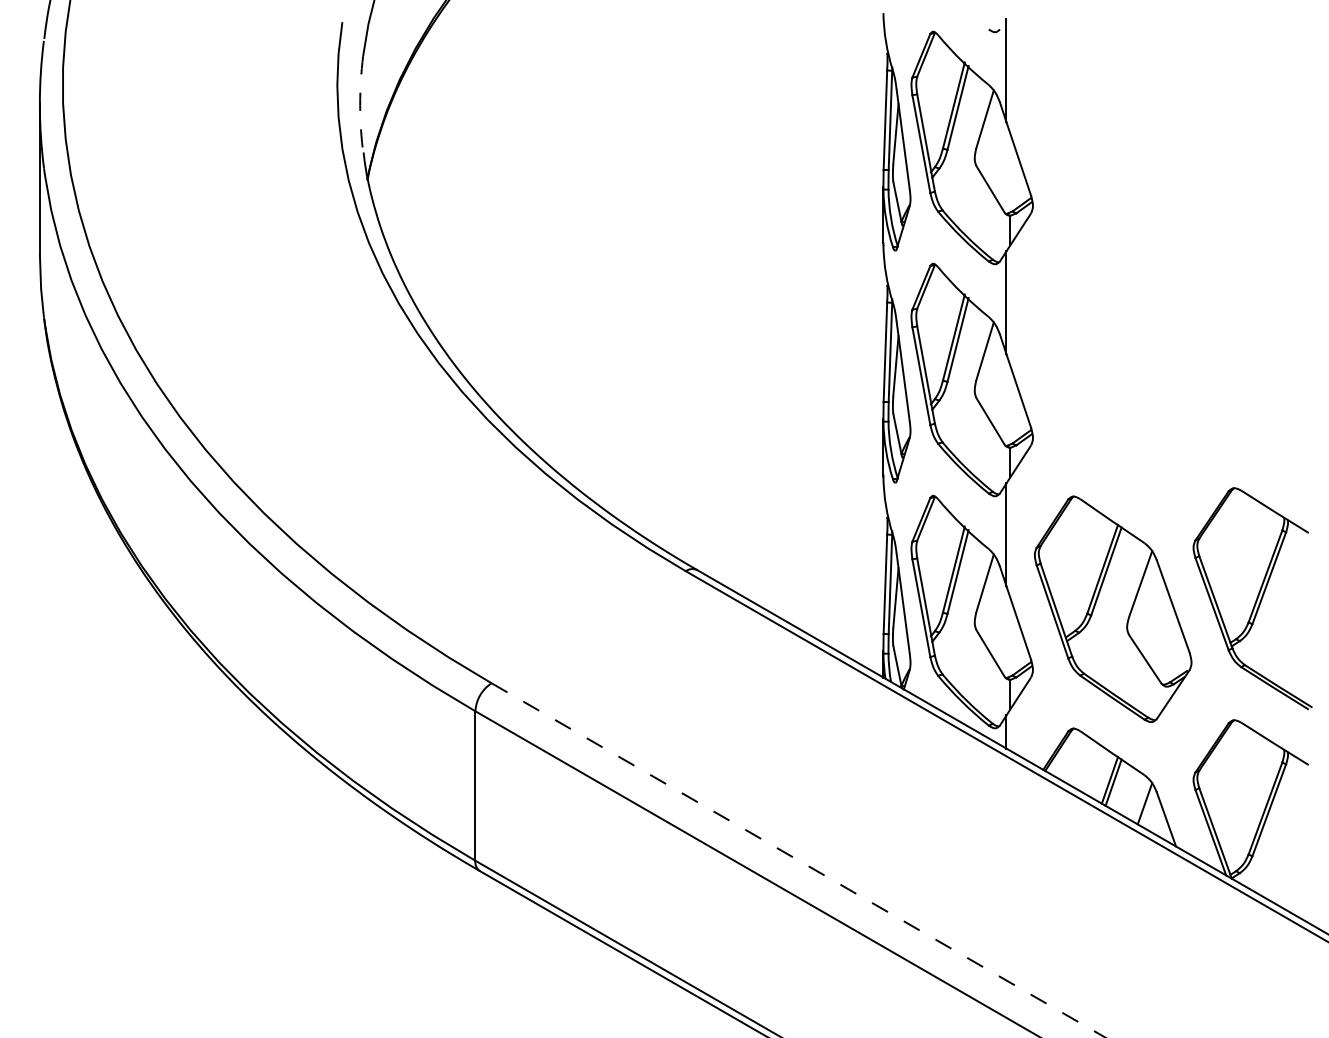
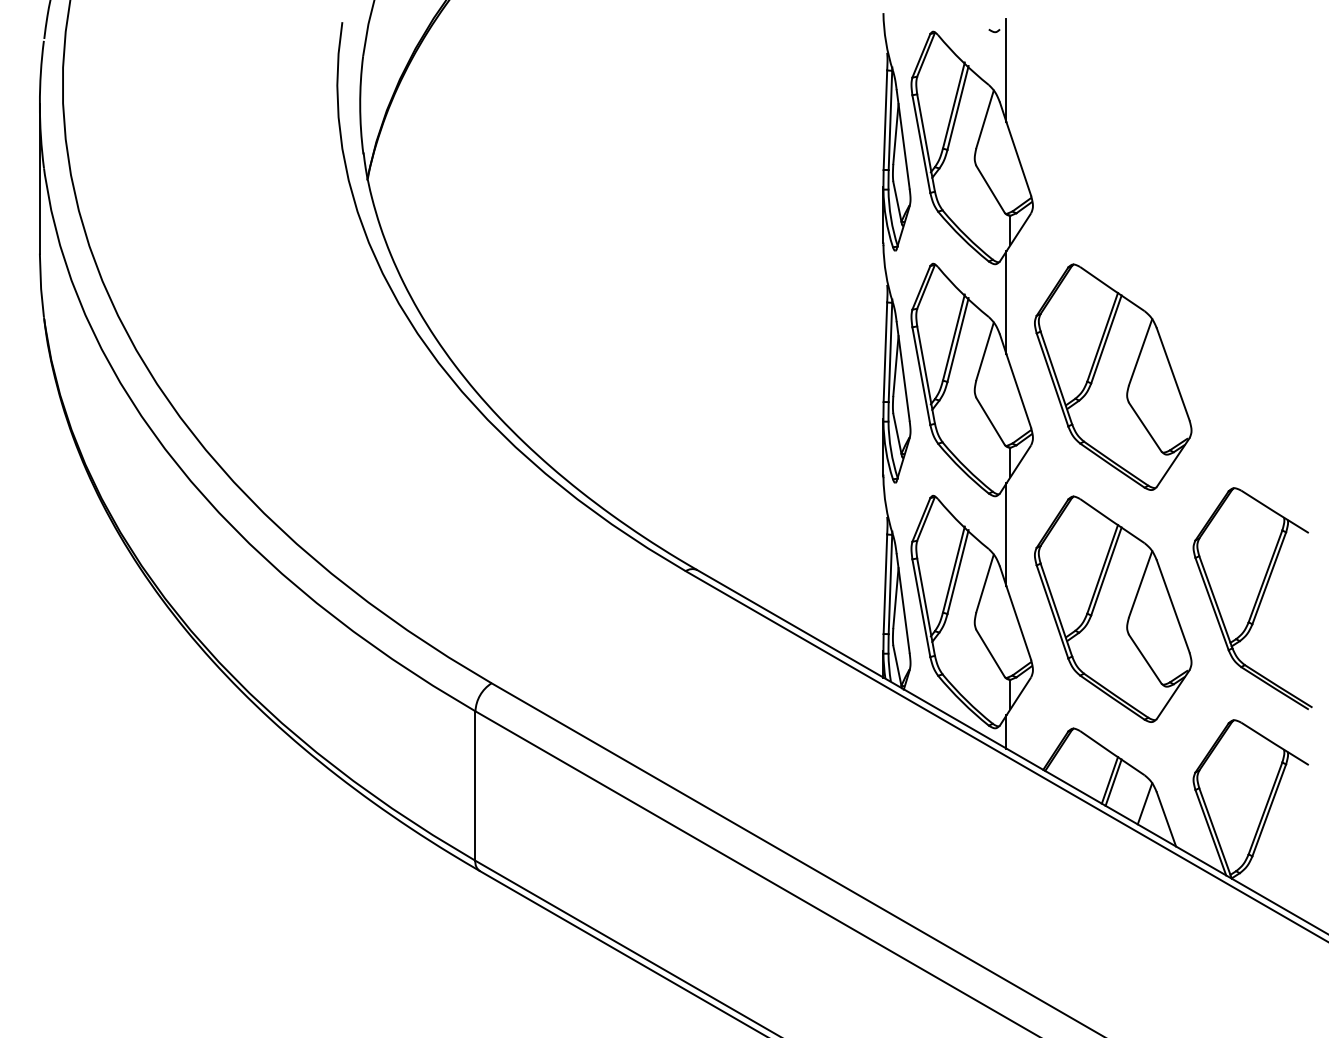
arc: dashed -> solid (360, 105)
part: none -> present (1113, 376)
line: dashed -> solid (799, 860)
